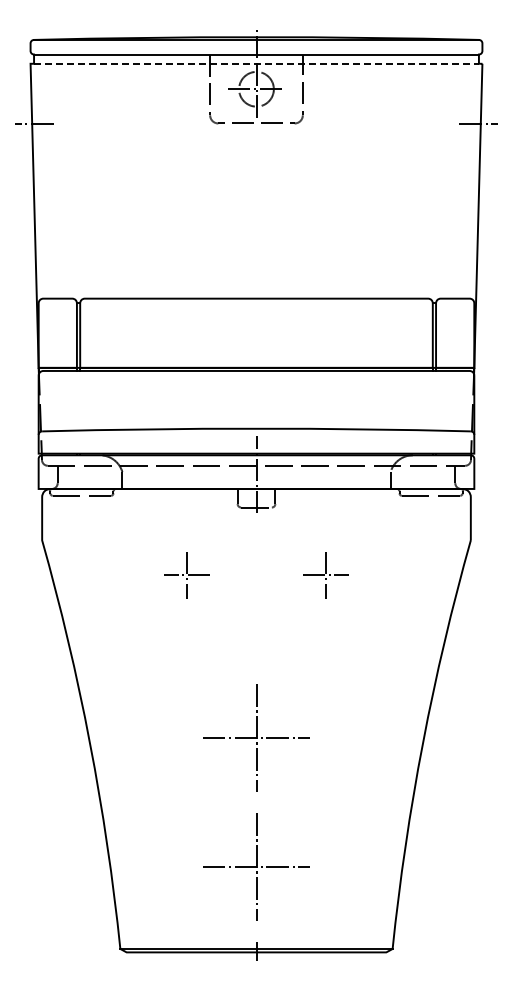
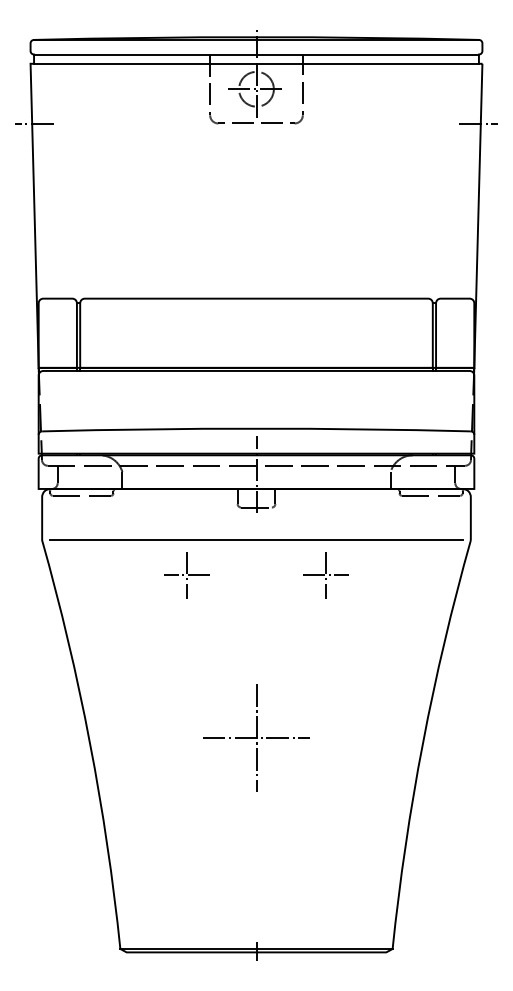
line: dashed -> solid (257, 63)
line: none -> present (256, 540)
part: present -> none (256, 866)
